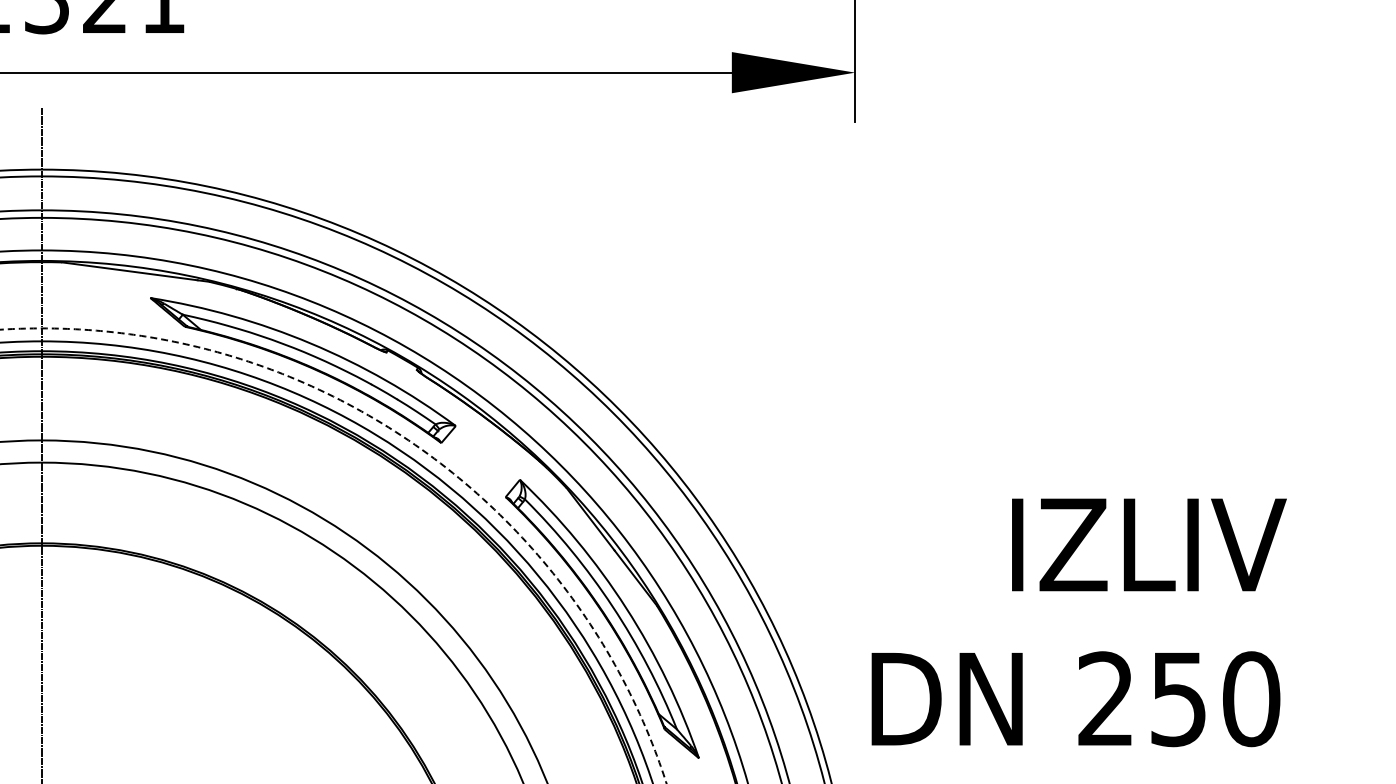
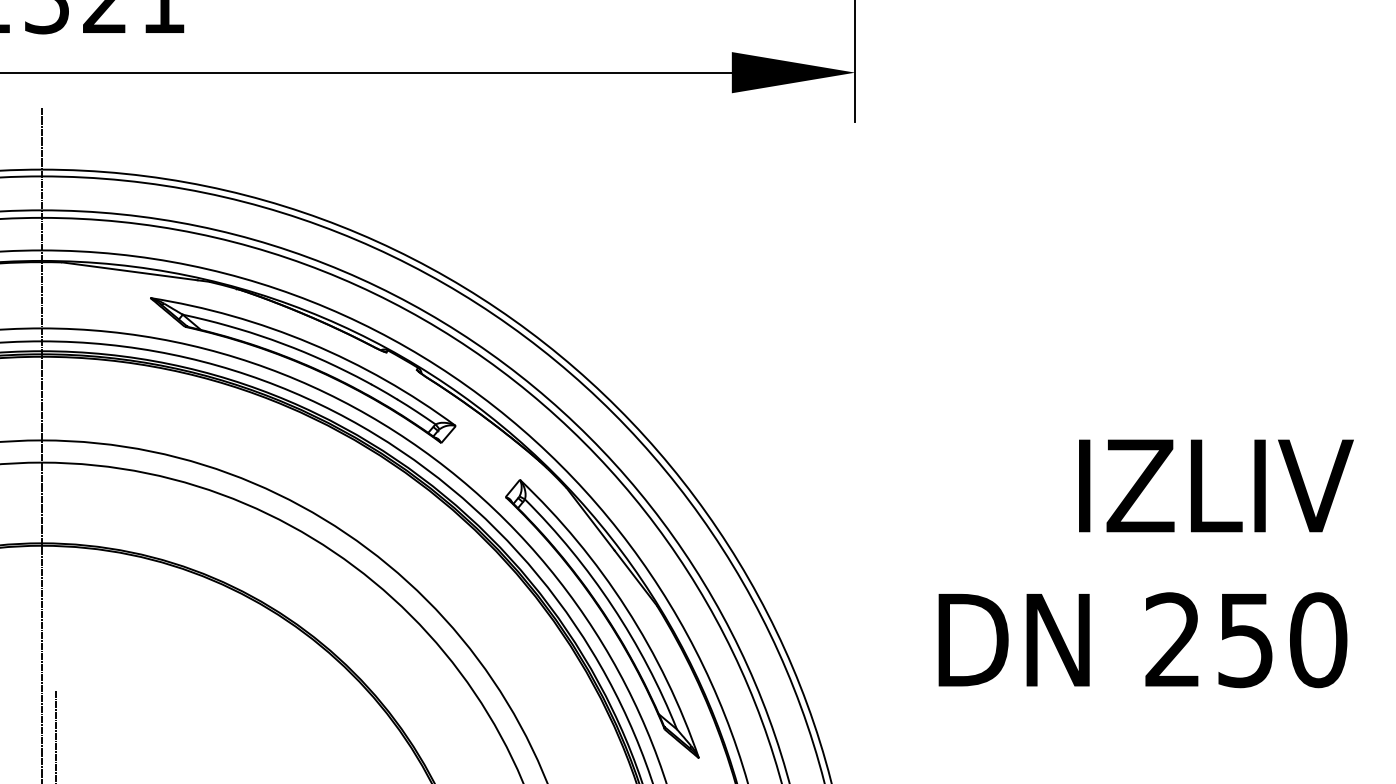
circle: dashed -> solid (333, 555)
text position: (1078, 622) -> (1145, 563) (1145, 563)
line: none -> present (55, 735)
